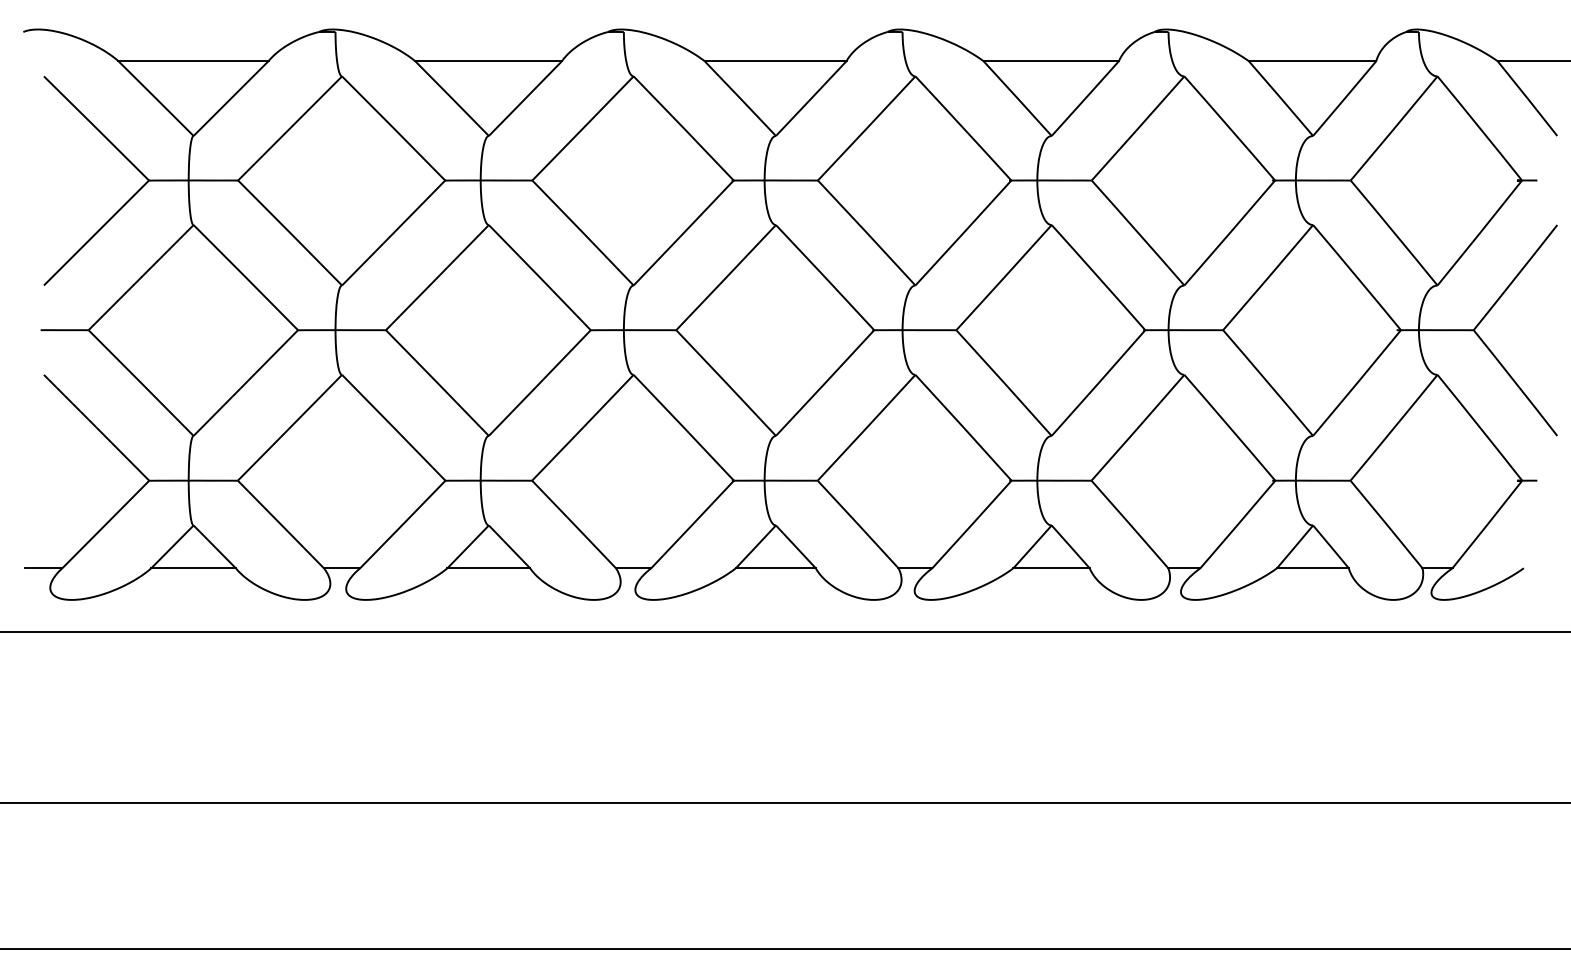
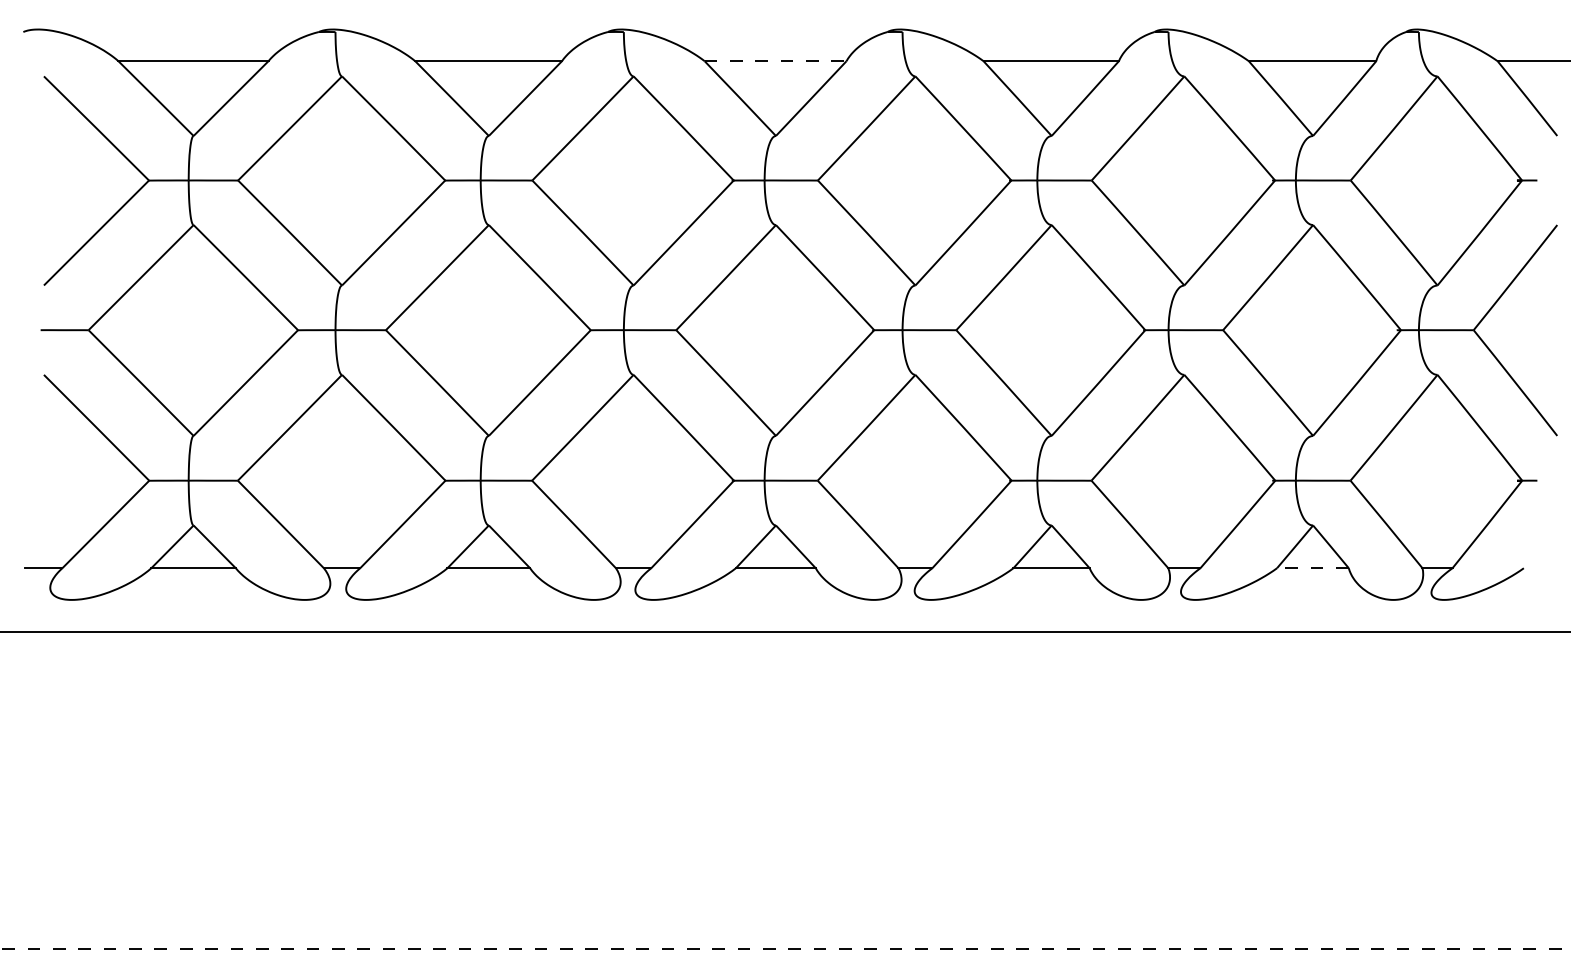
line: solid -> dashed (775, 61)
line: solid -> dashed (1312, 568)
line: present -> none (784, 802)
line: solid -> dashed (785, 948)
